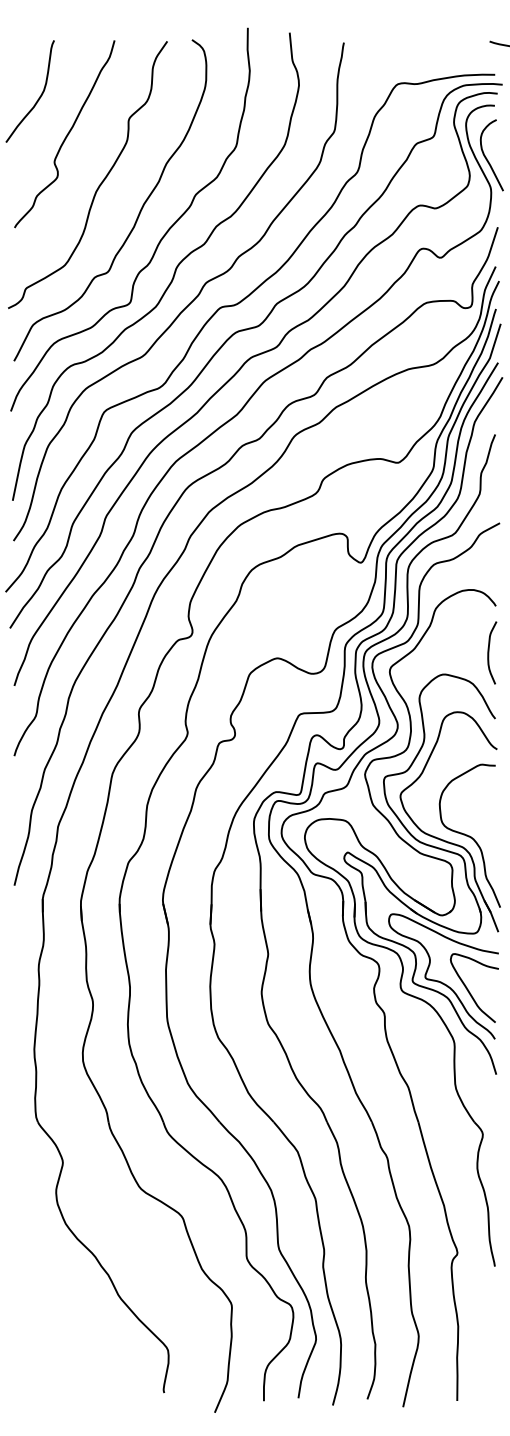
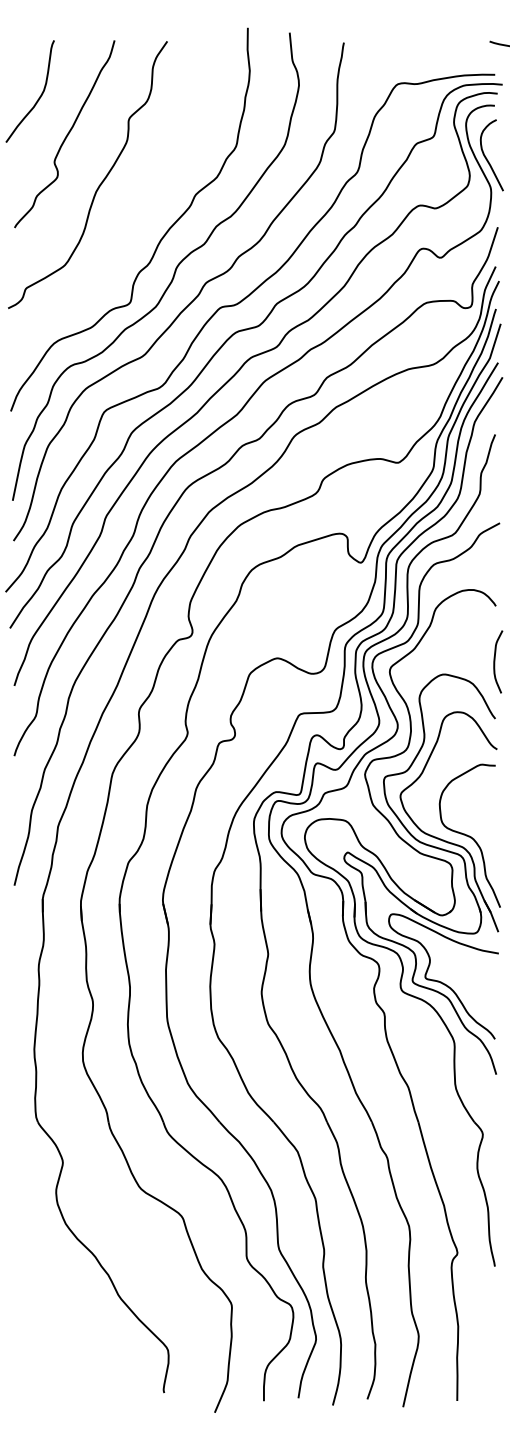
curve: present -> none (138, 213)
curve position: (489, 652) -> (495, 661) (495, 661)
curve: present -> none (469, 990)
